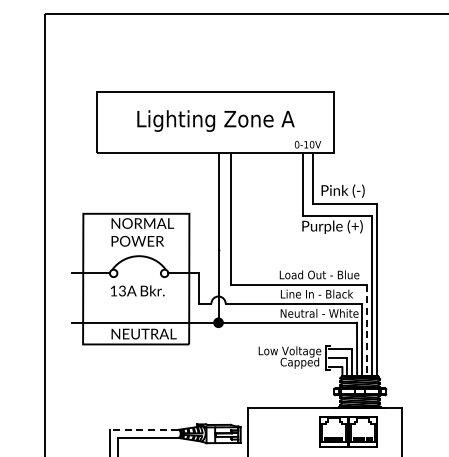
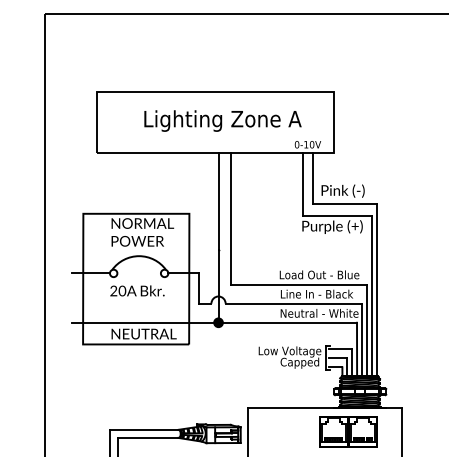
text position: (215, 120) -> (222, 120) (222, 120)
text: 13A -> 20A (118, 290)
line: dashed -> solid (366, 330)
line: dashed -> solid (143, 429)
